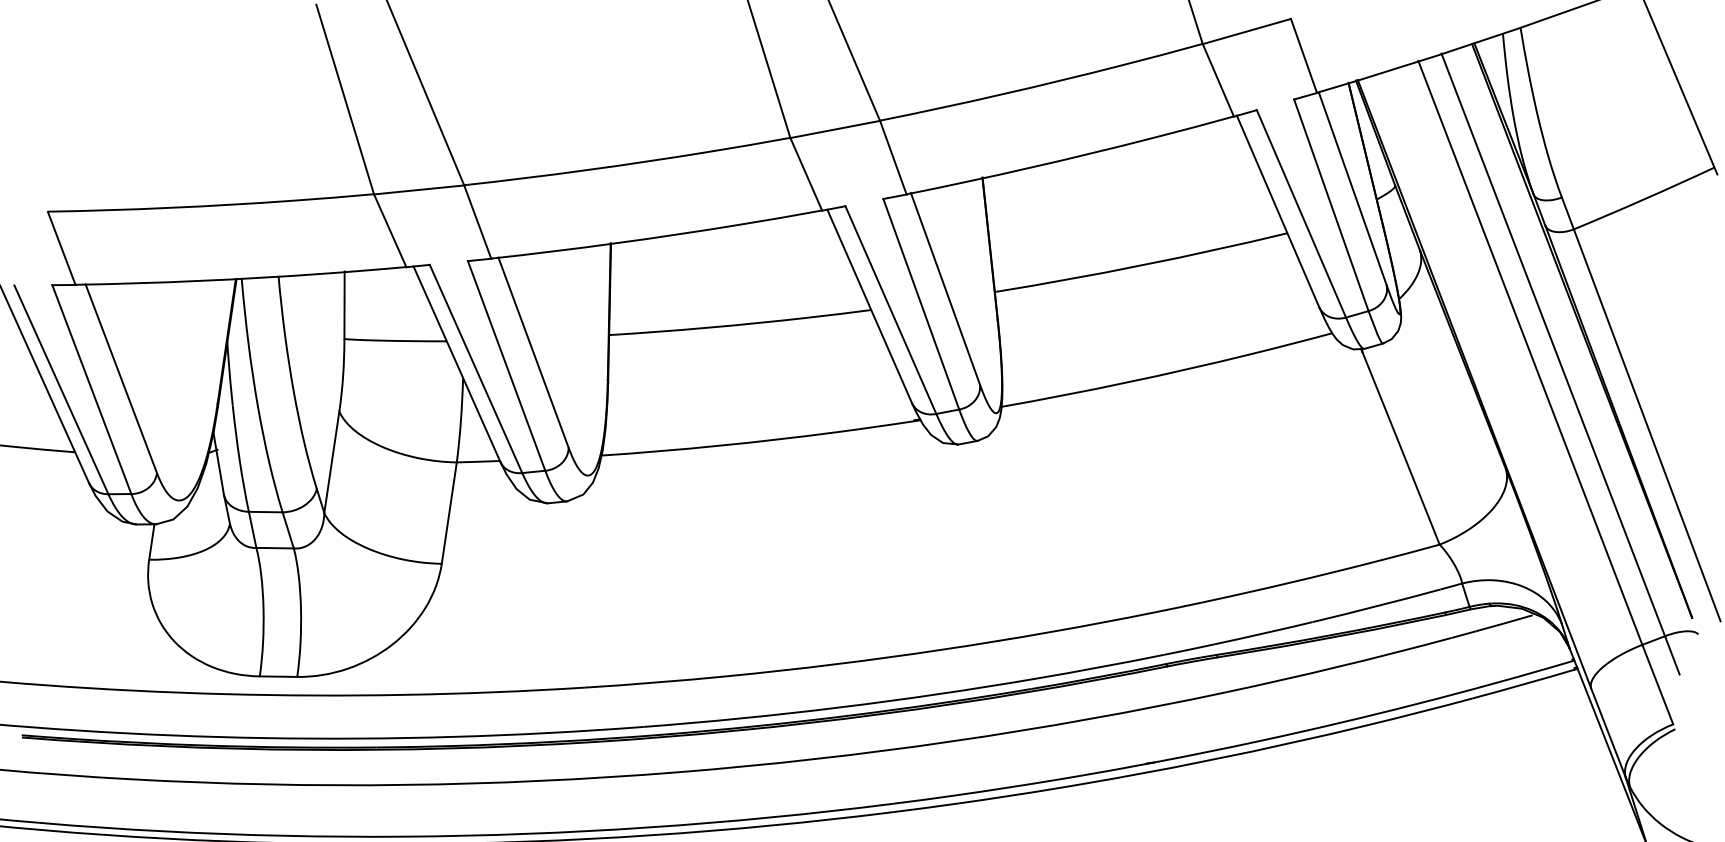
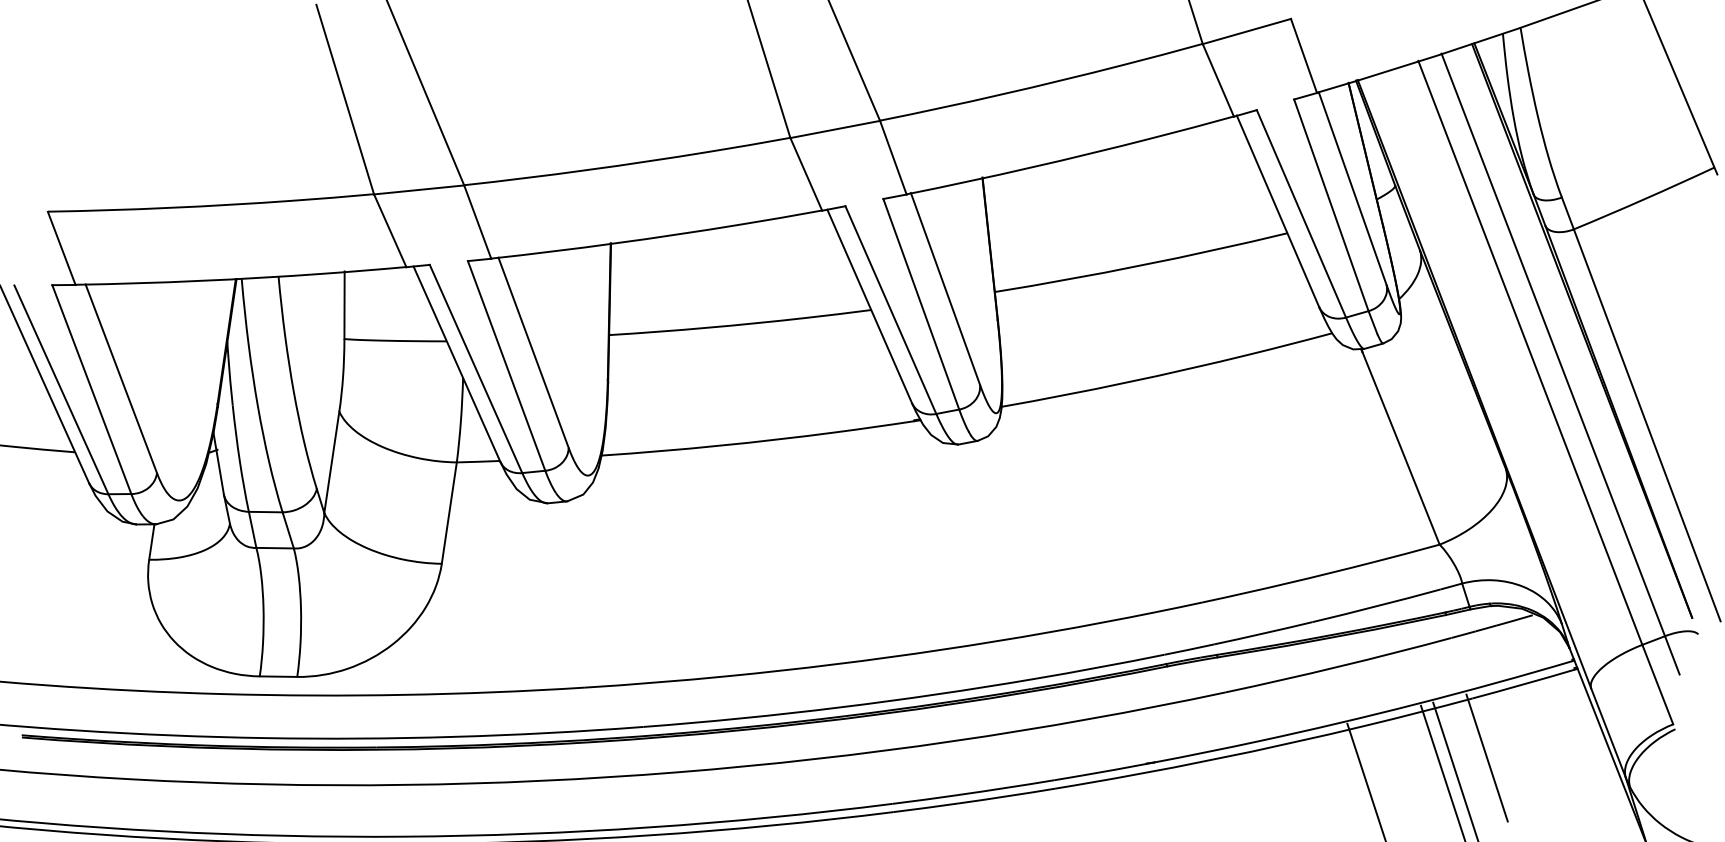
line: none -> present (1486, 757)
line: none -> present (1455, 770)
line: none -> present (1442, 771)
line: none -> present (1365, 780)
